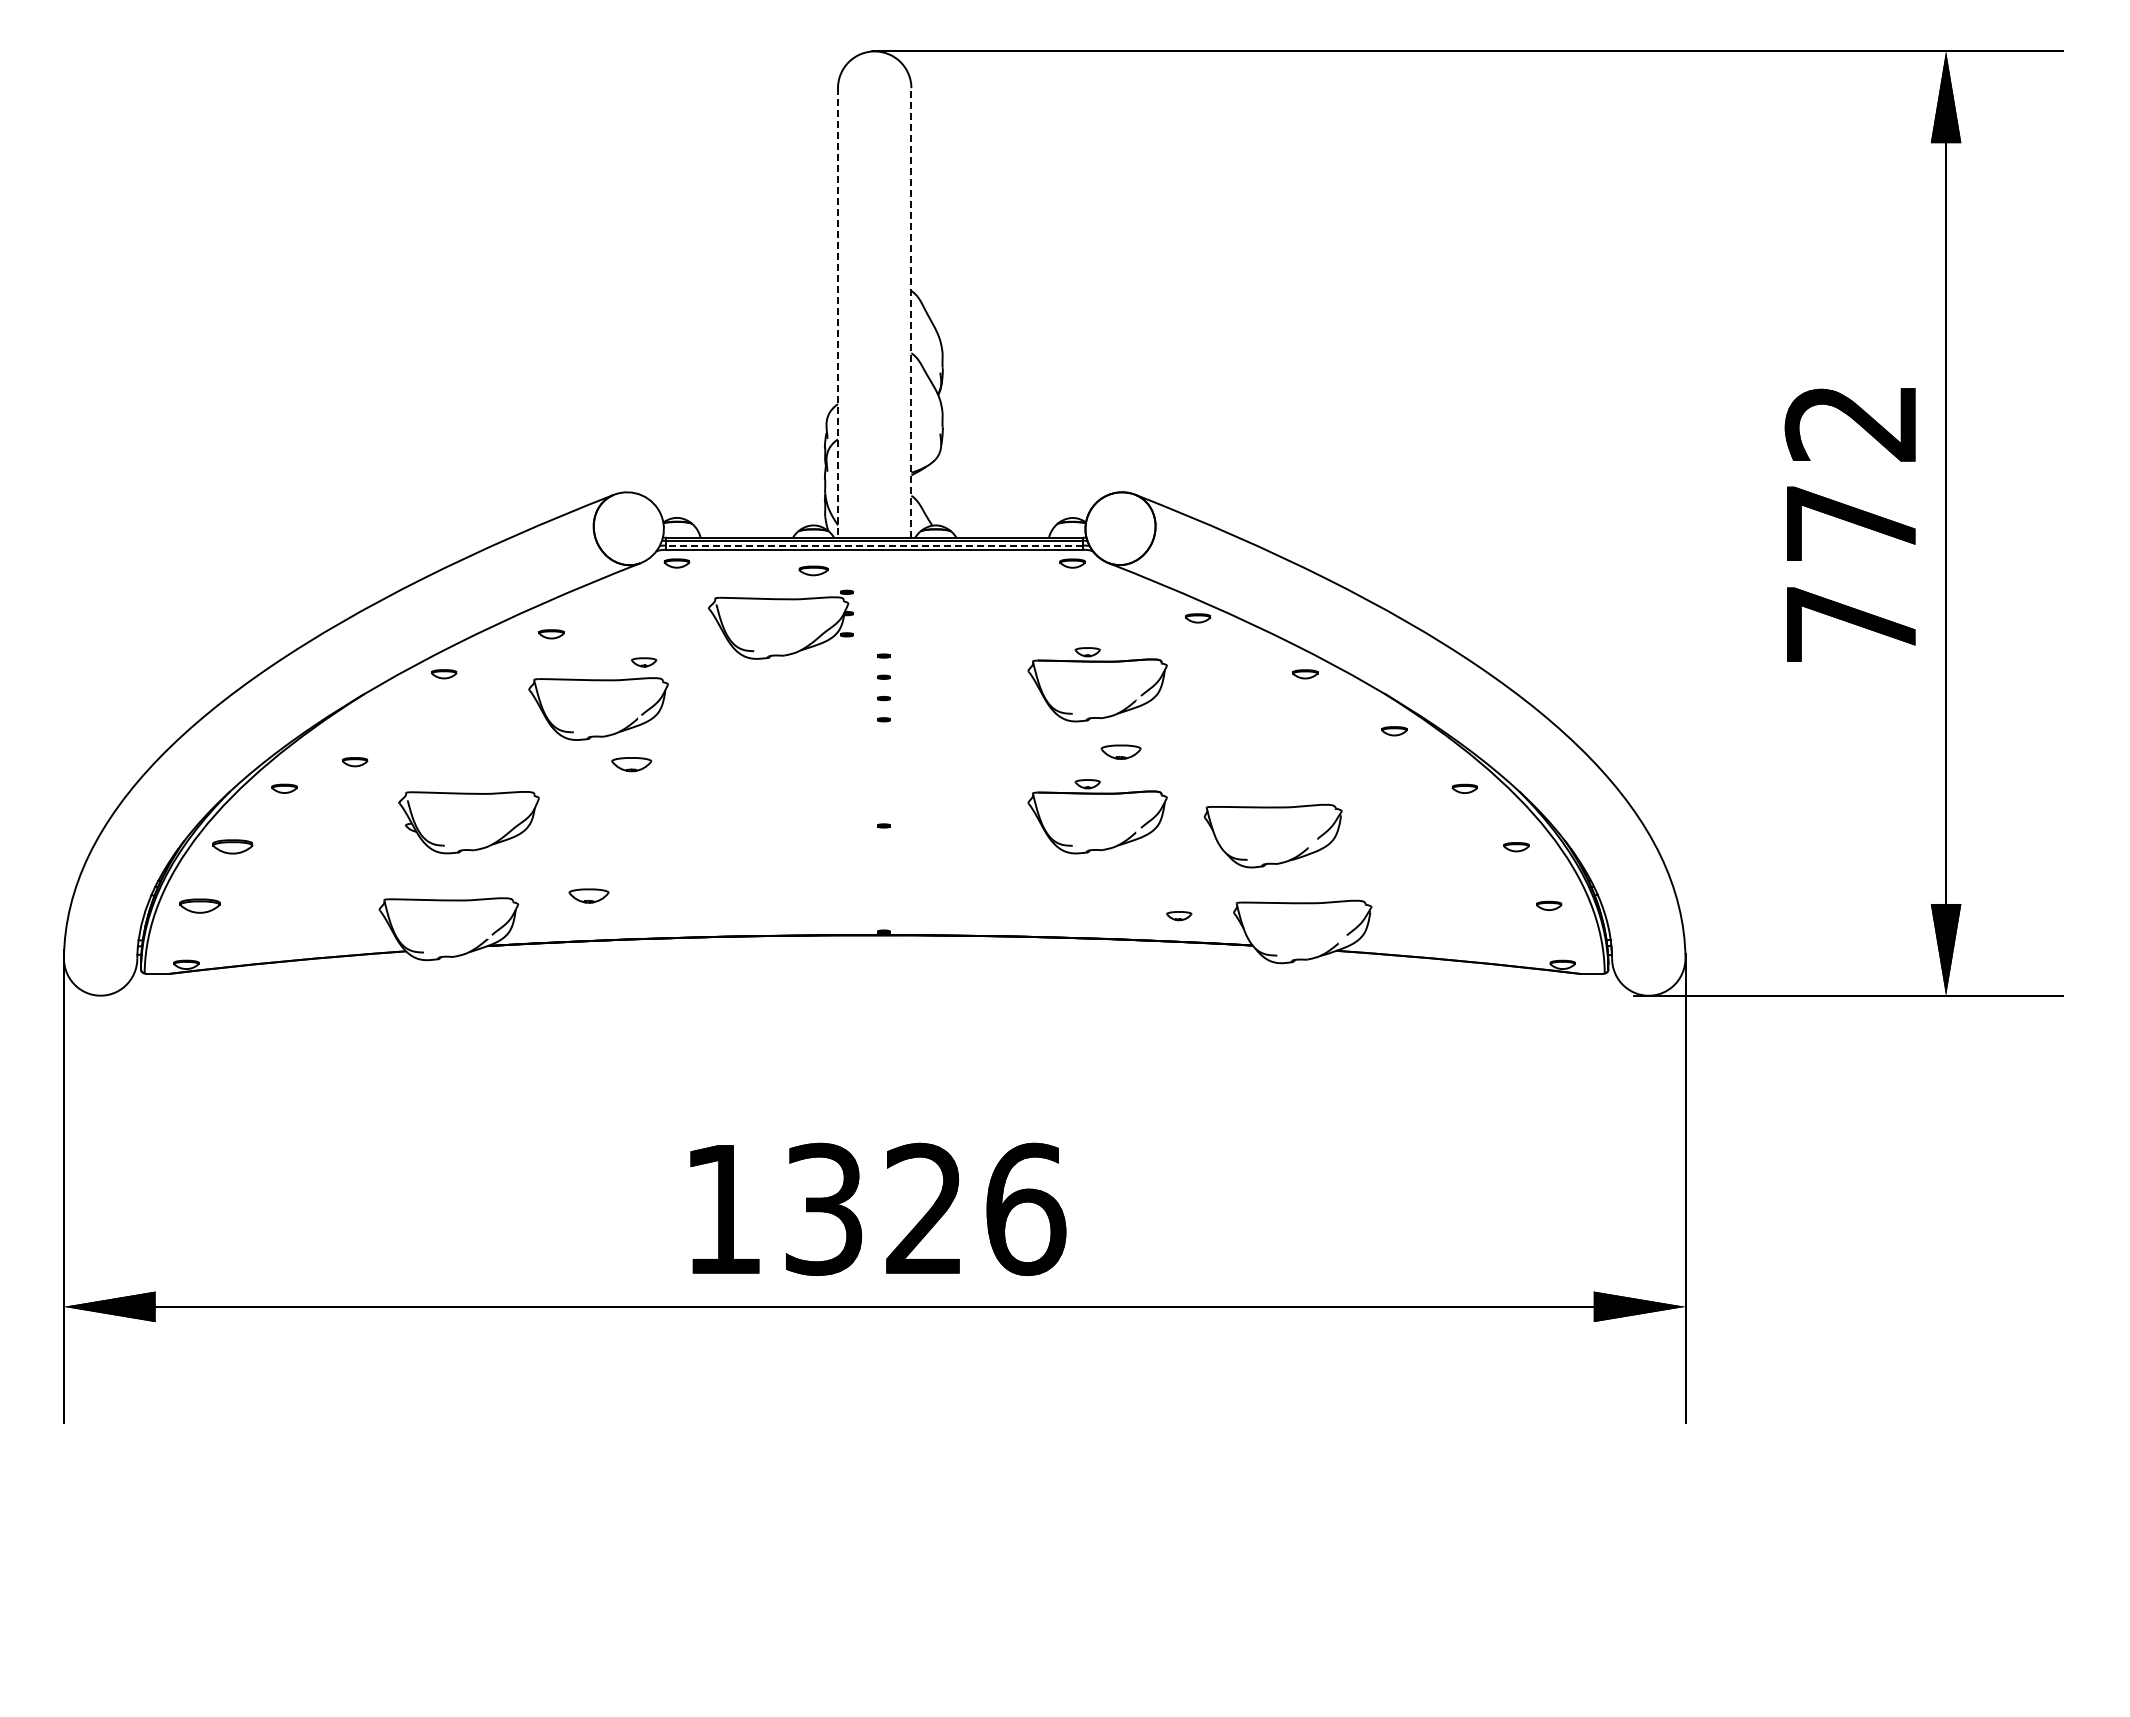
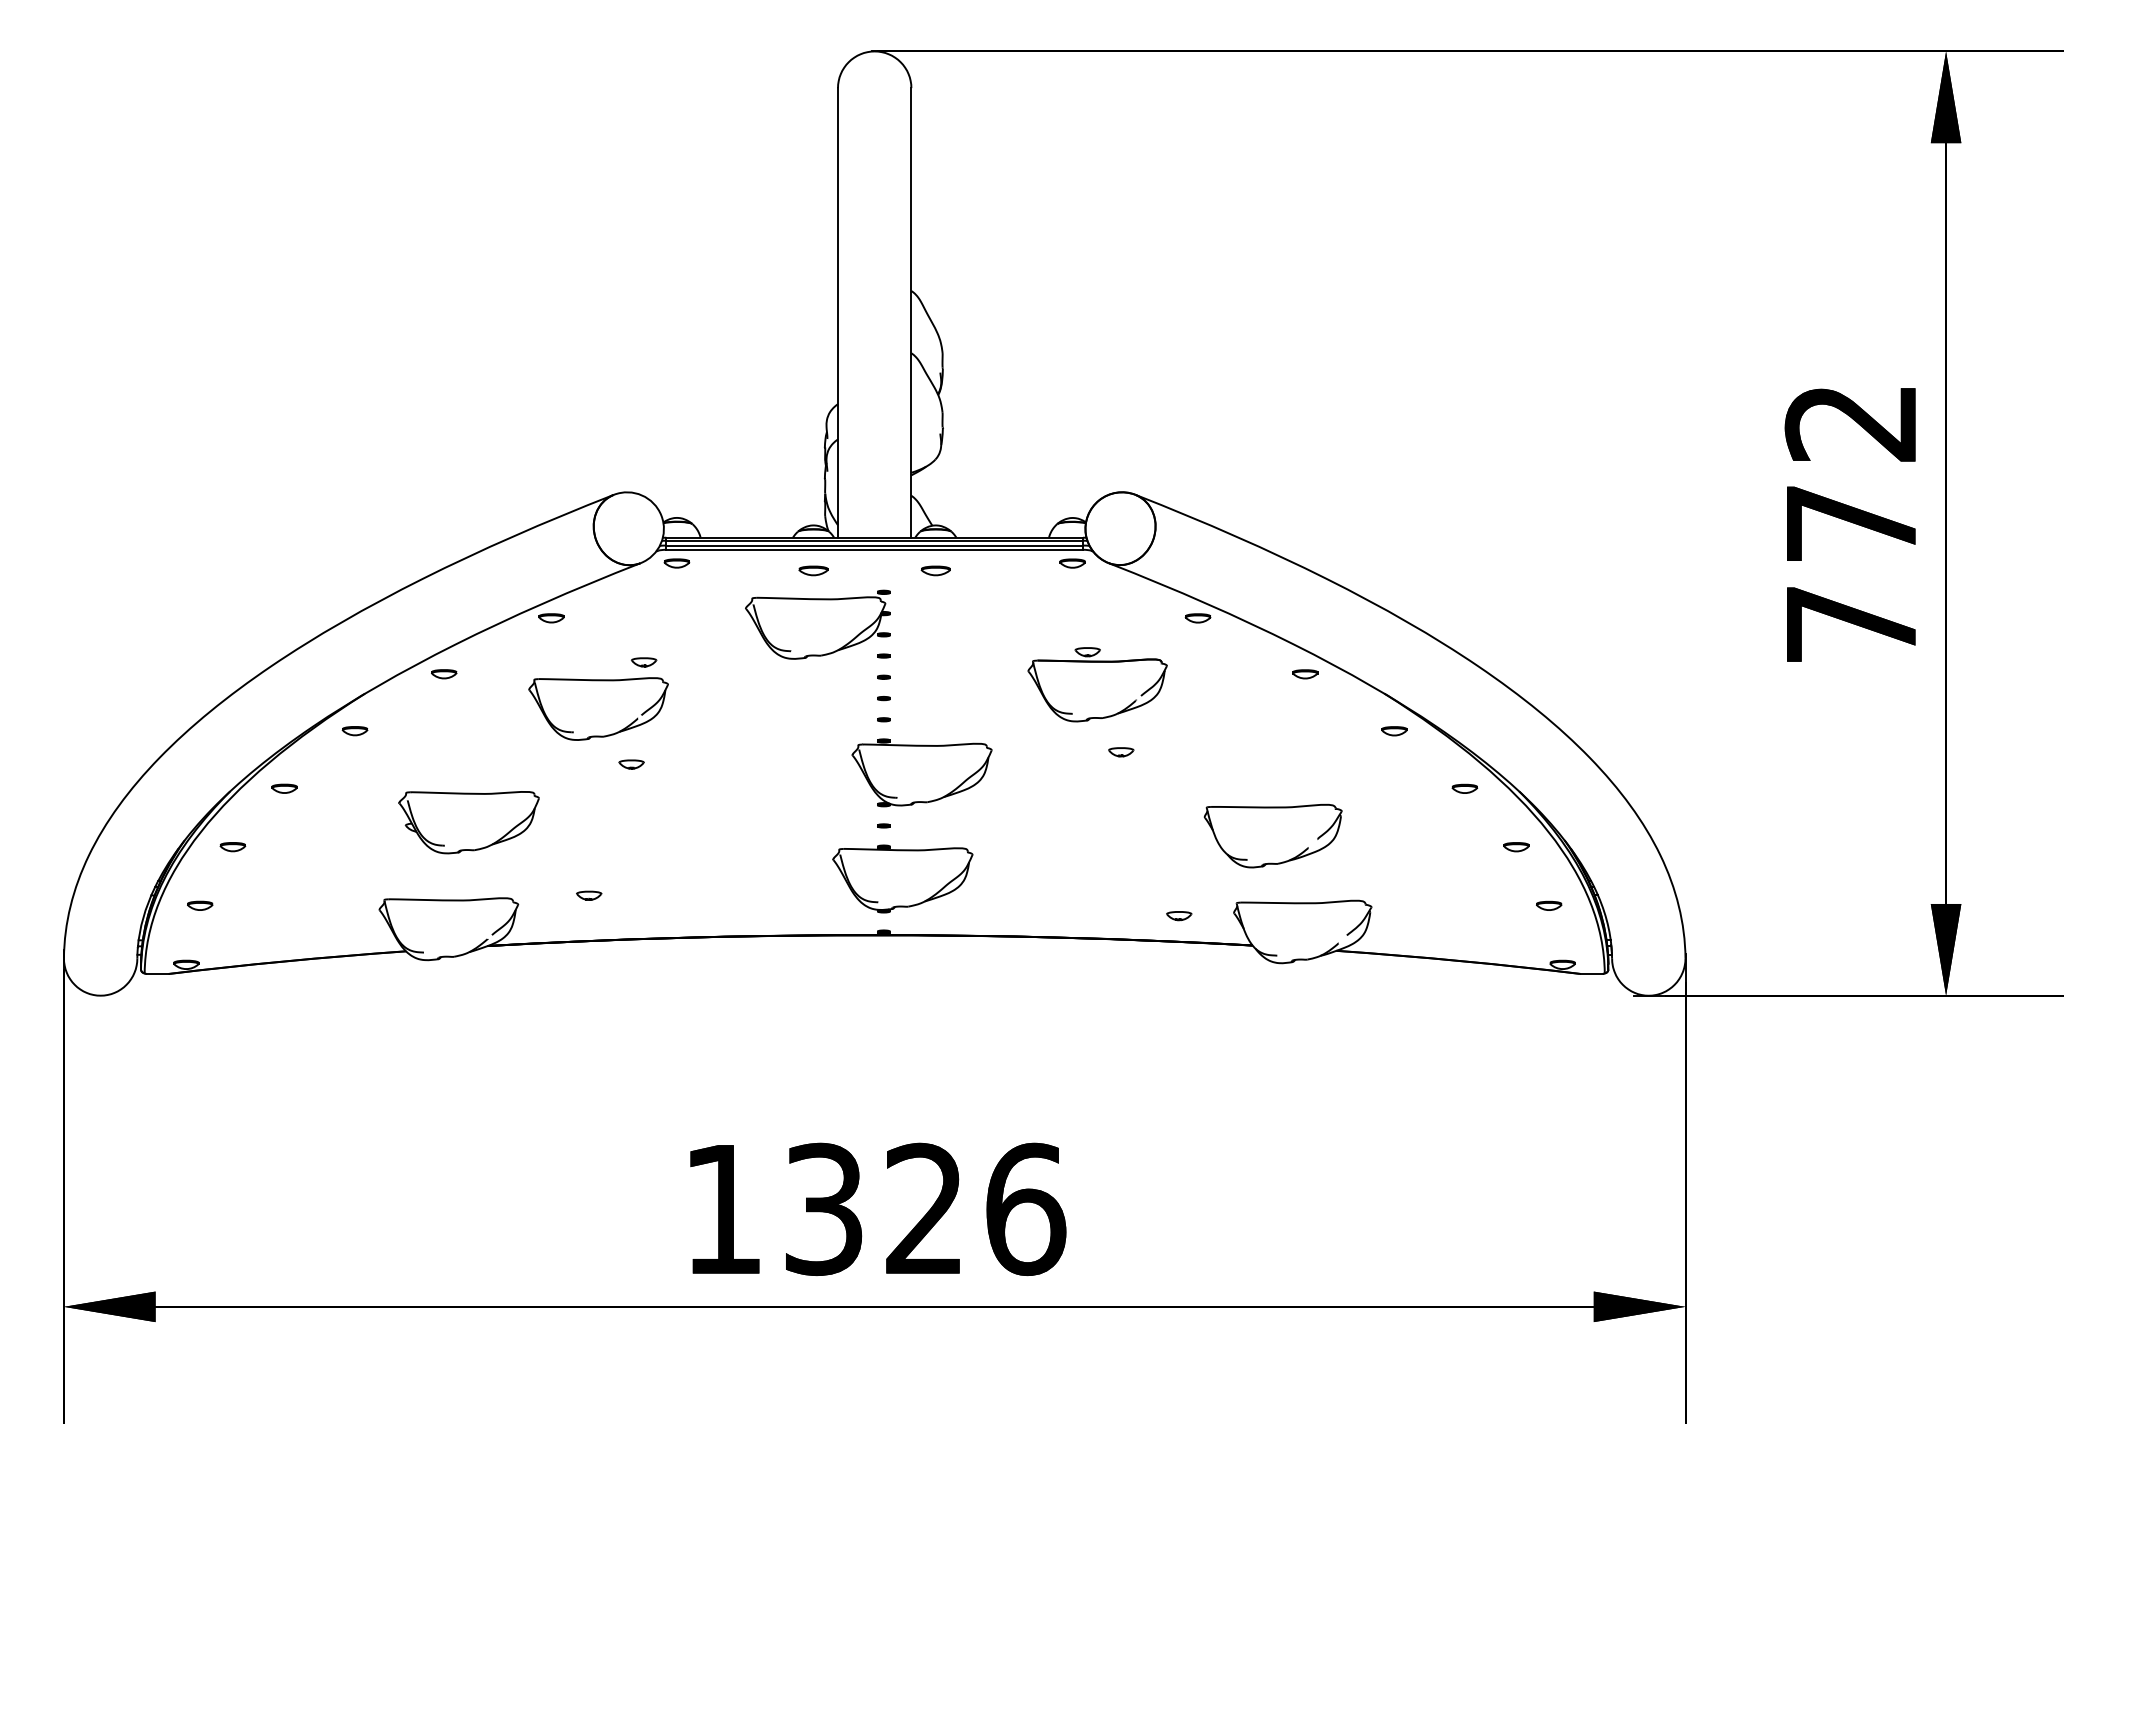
line: dashed -> solid (838, 312)
line: dashed -> solid (911, 312)
line: dashed -> solid (874, 545)
part: none -> present (935, 570)
part position: (780, 624) -> (817, 624) (817, 624)
part position: (551, 634) -> (551, 618) (551, 618)
part size: 42x16 px -> 27x11 px (1121, 752)
part position: (354, 762) -> (354, 731) (354, 731)
part size: 42x16 px -> 27x11 px (631, 764)
part: none -> present (921, 772)
part: present -> none (1097, 816)
part size: 42x16 px -> 28x11 px (232, 847)
part: none -> present (902, 878)
part size: 42x16 px -> 27x11 px (589, 895)
part size: 42x16 px -> 27x11 px (200, 905)
